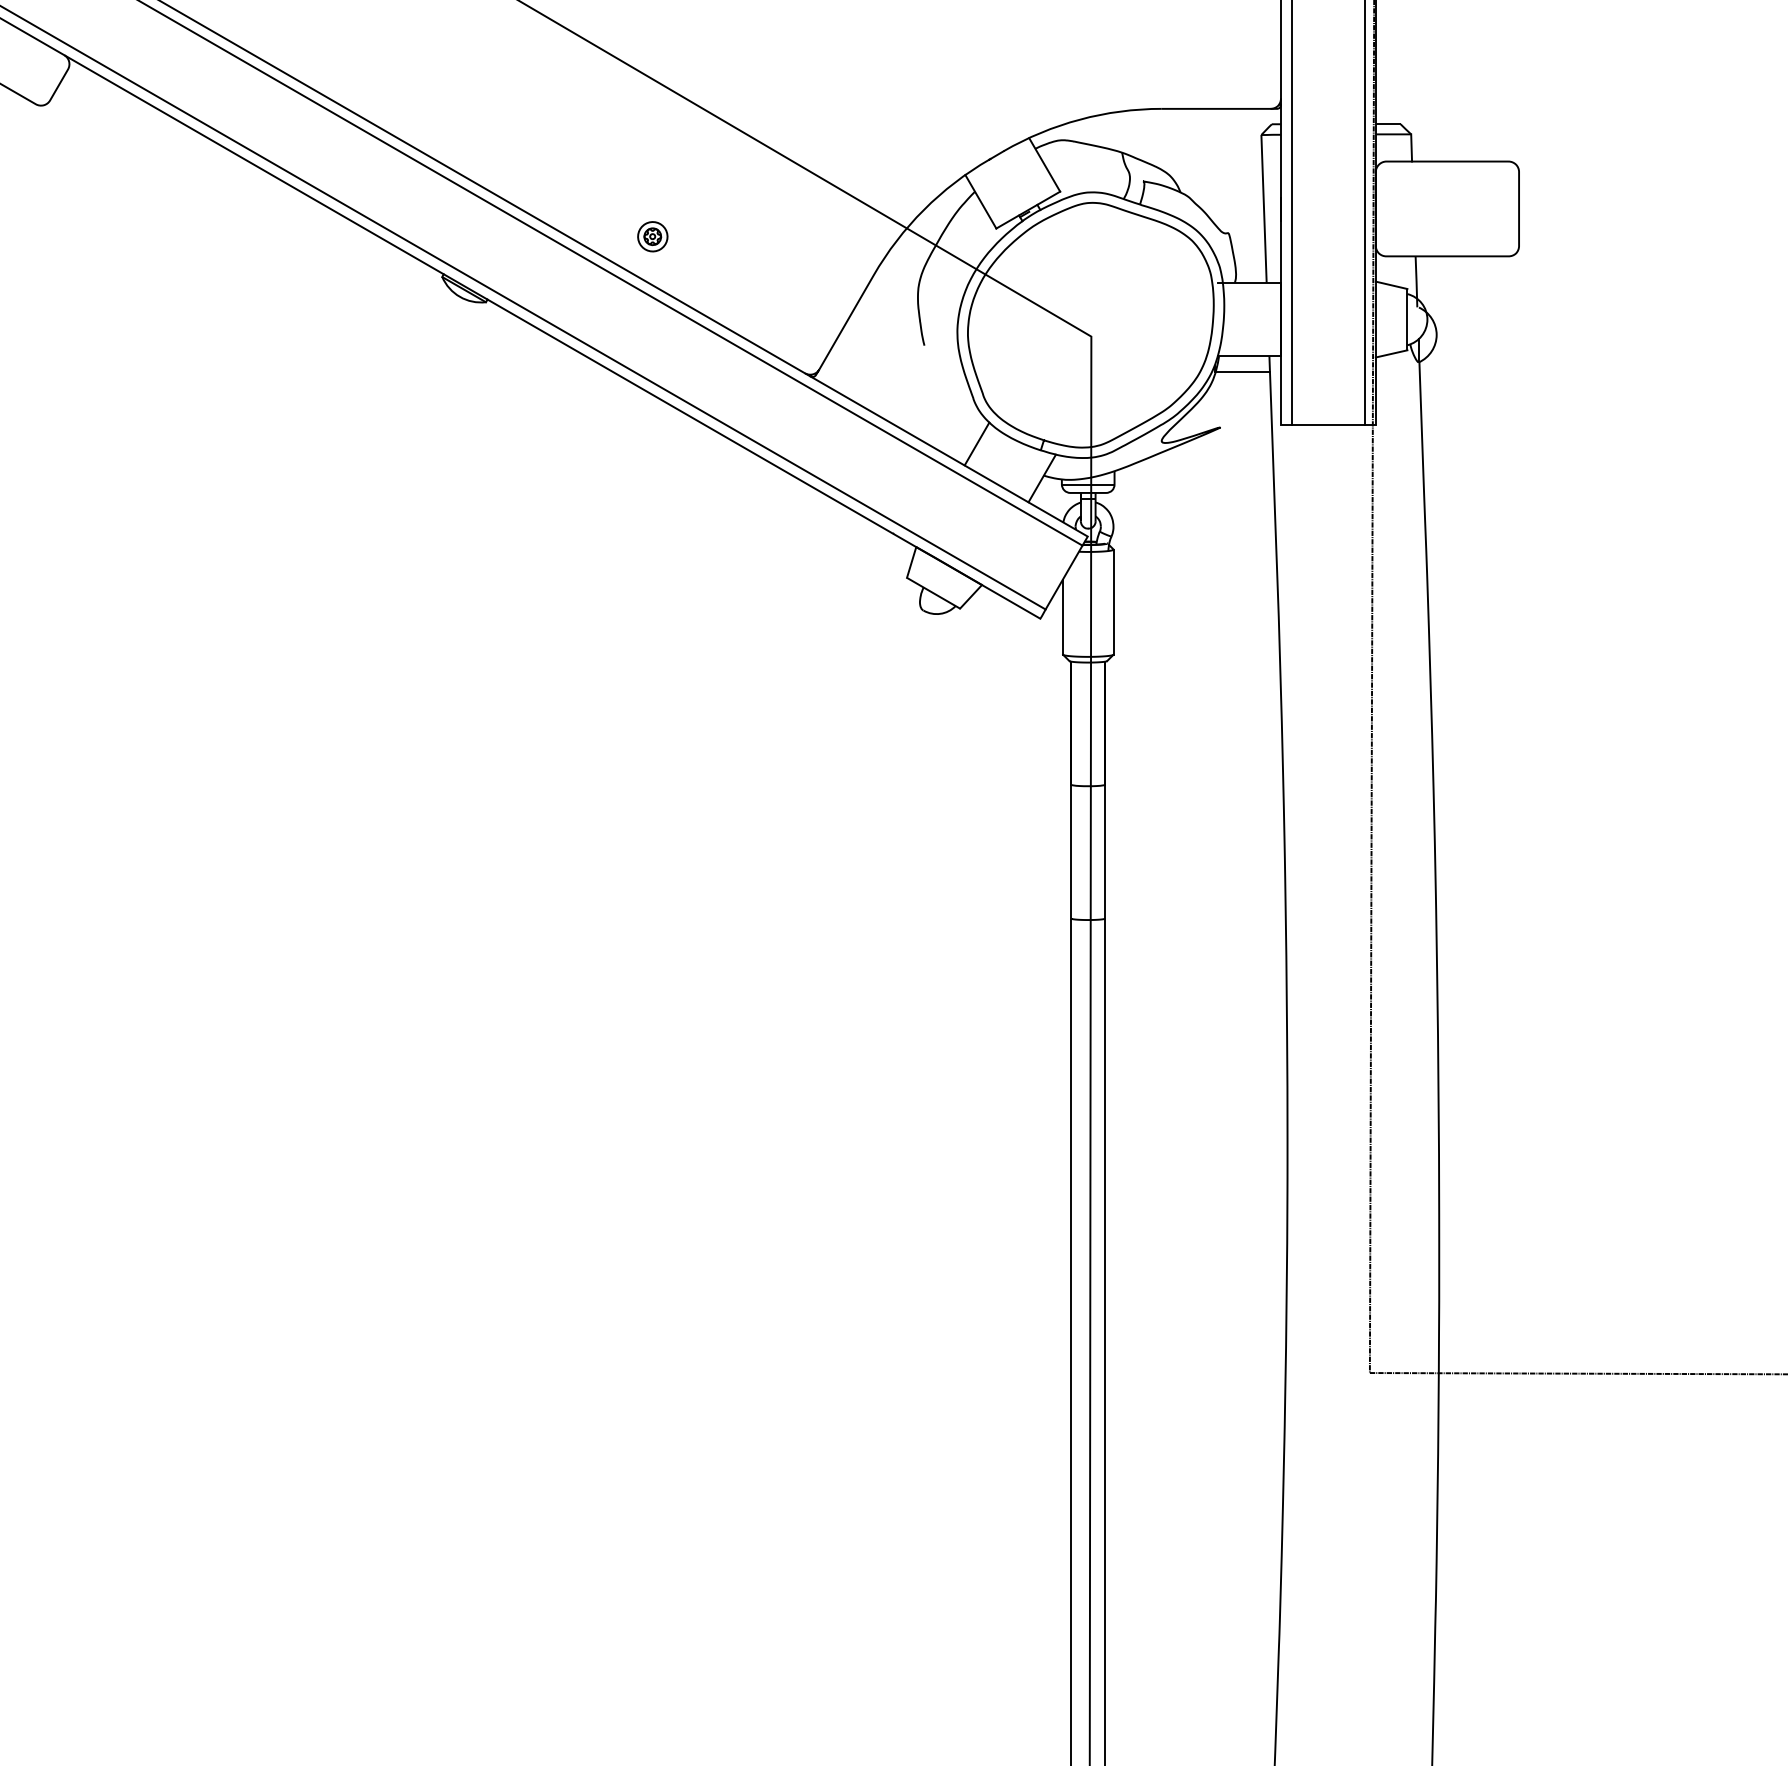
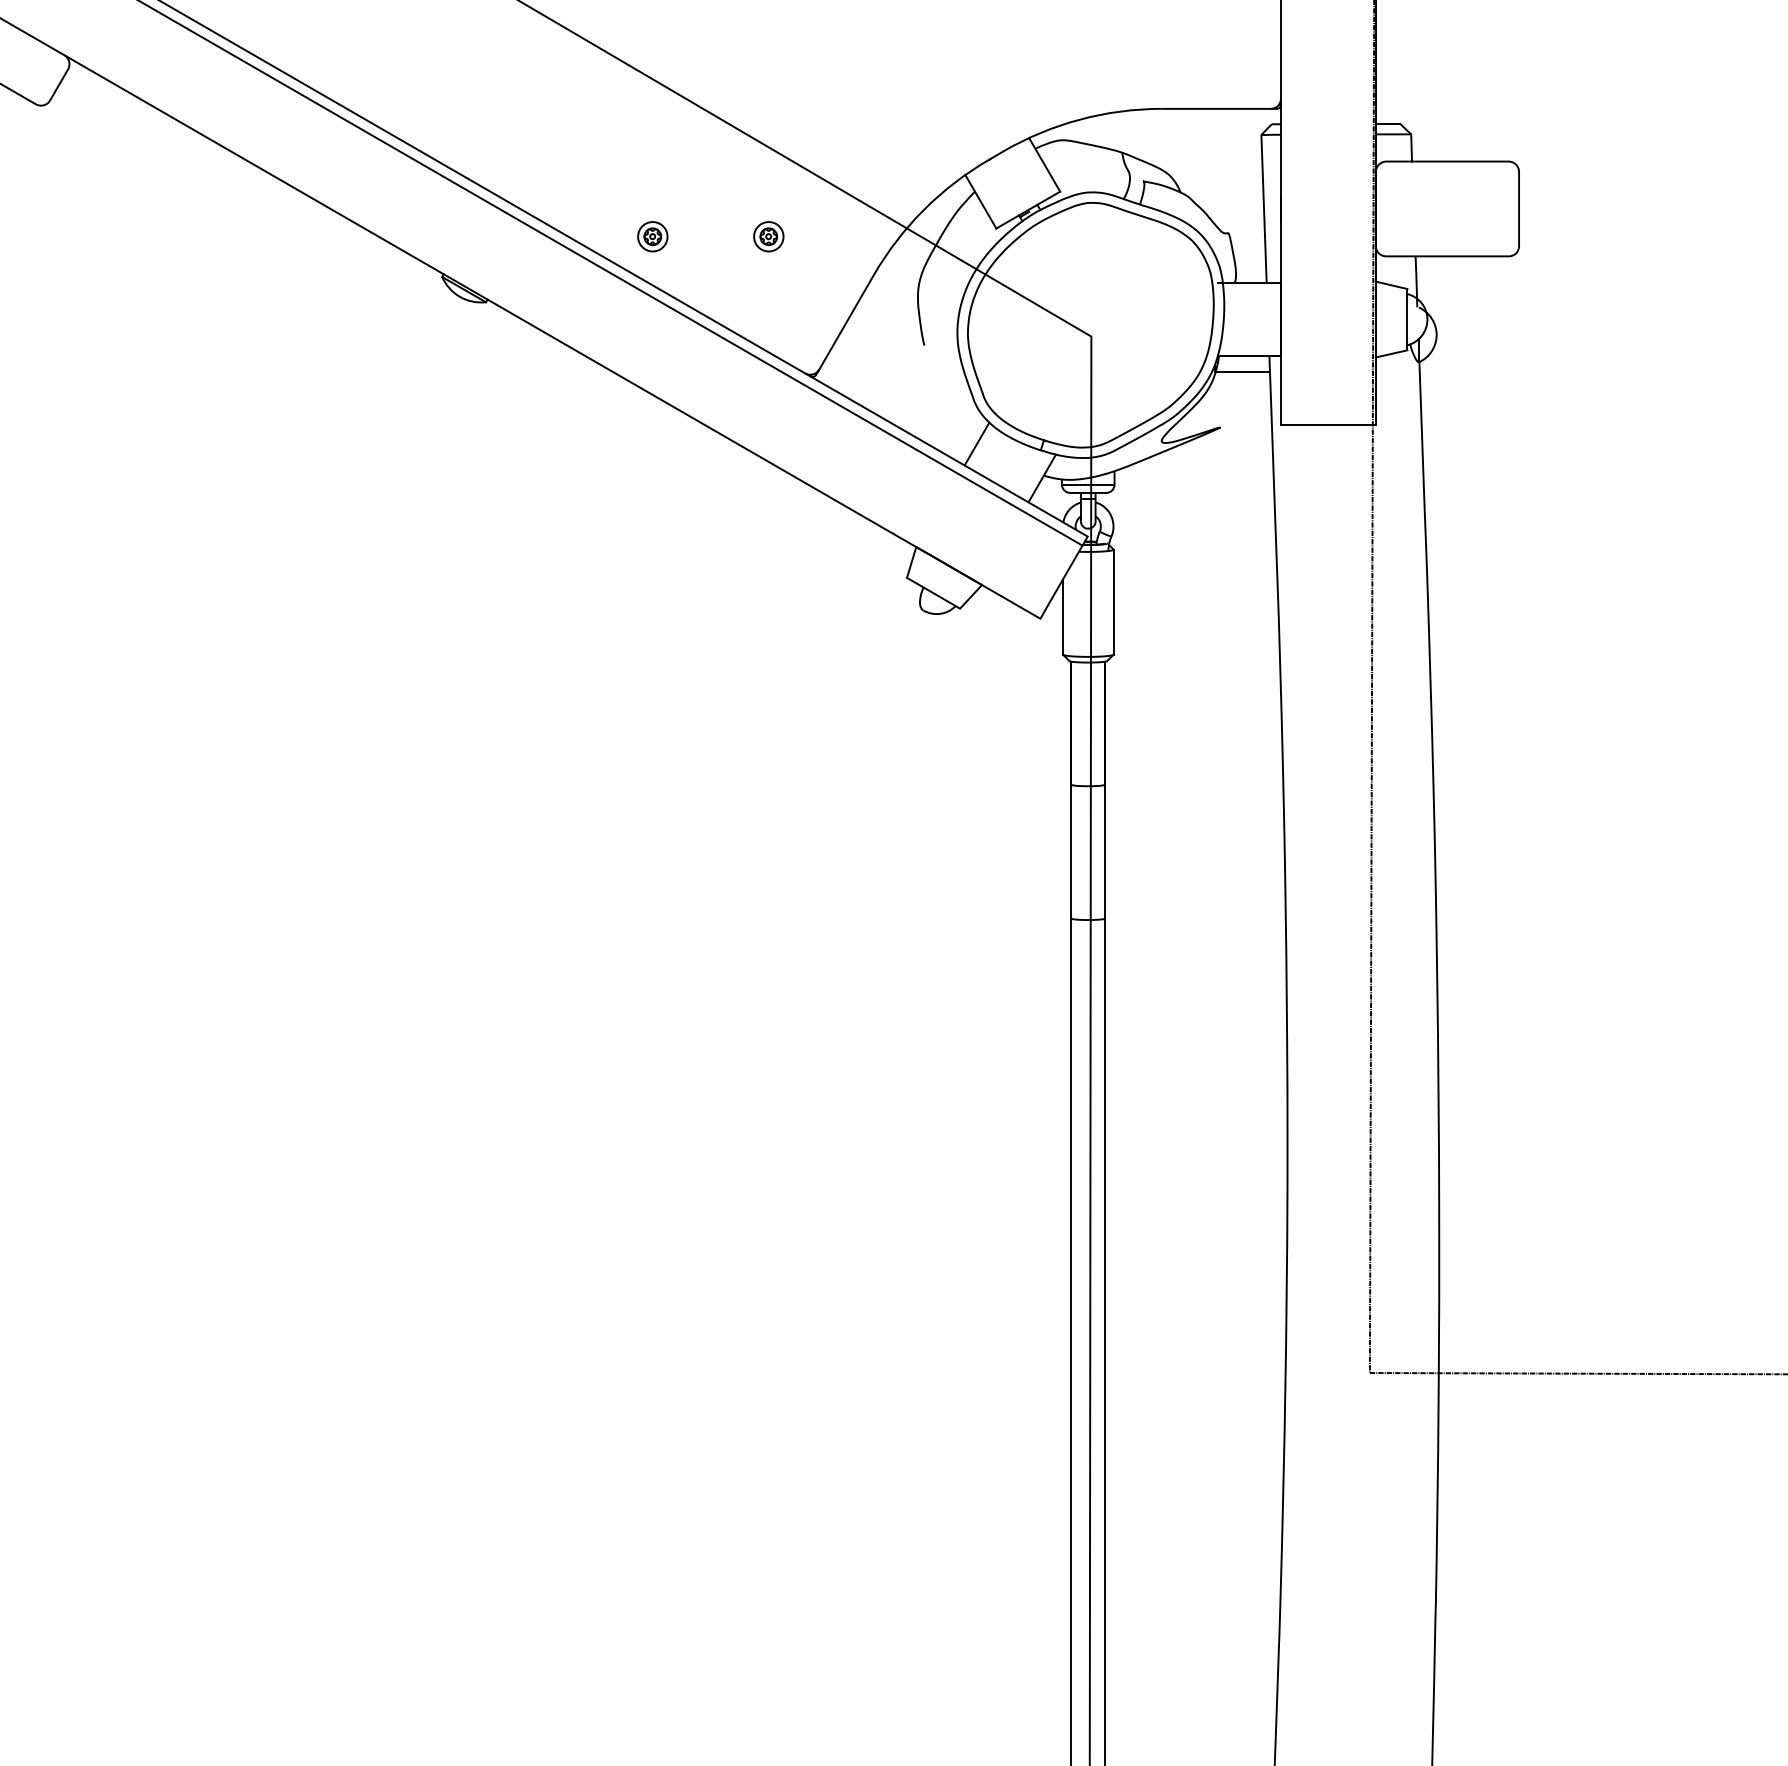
line: present -> none (1291, 213)
line: present -> none (1365, 213)
part: none -> present (768, 236)
line: present -> none (523, 308)
